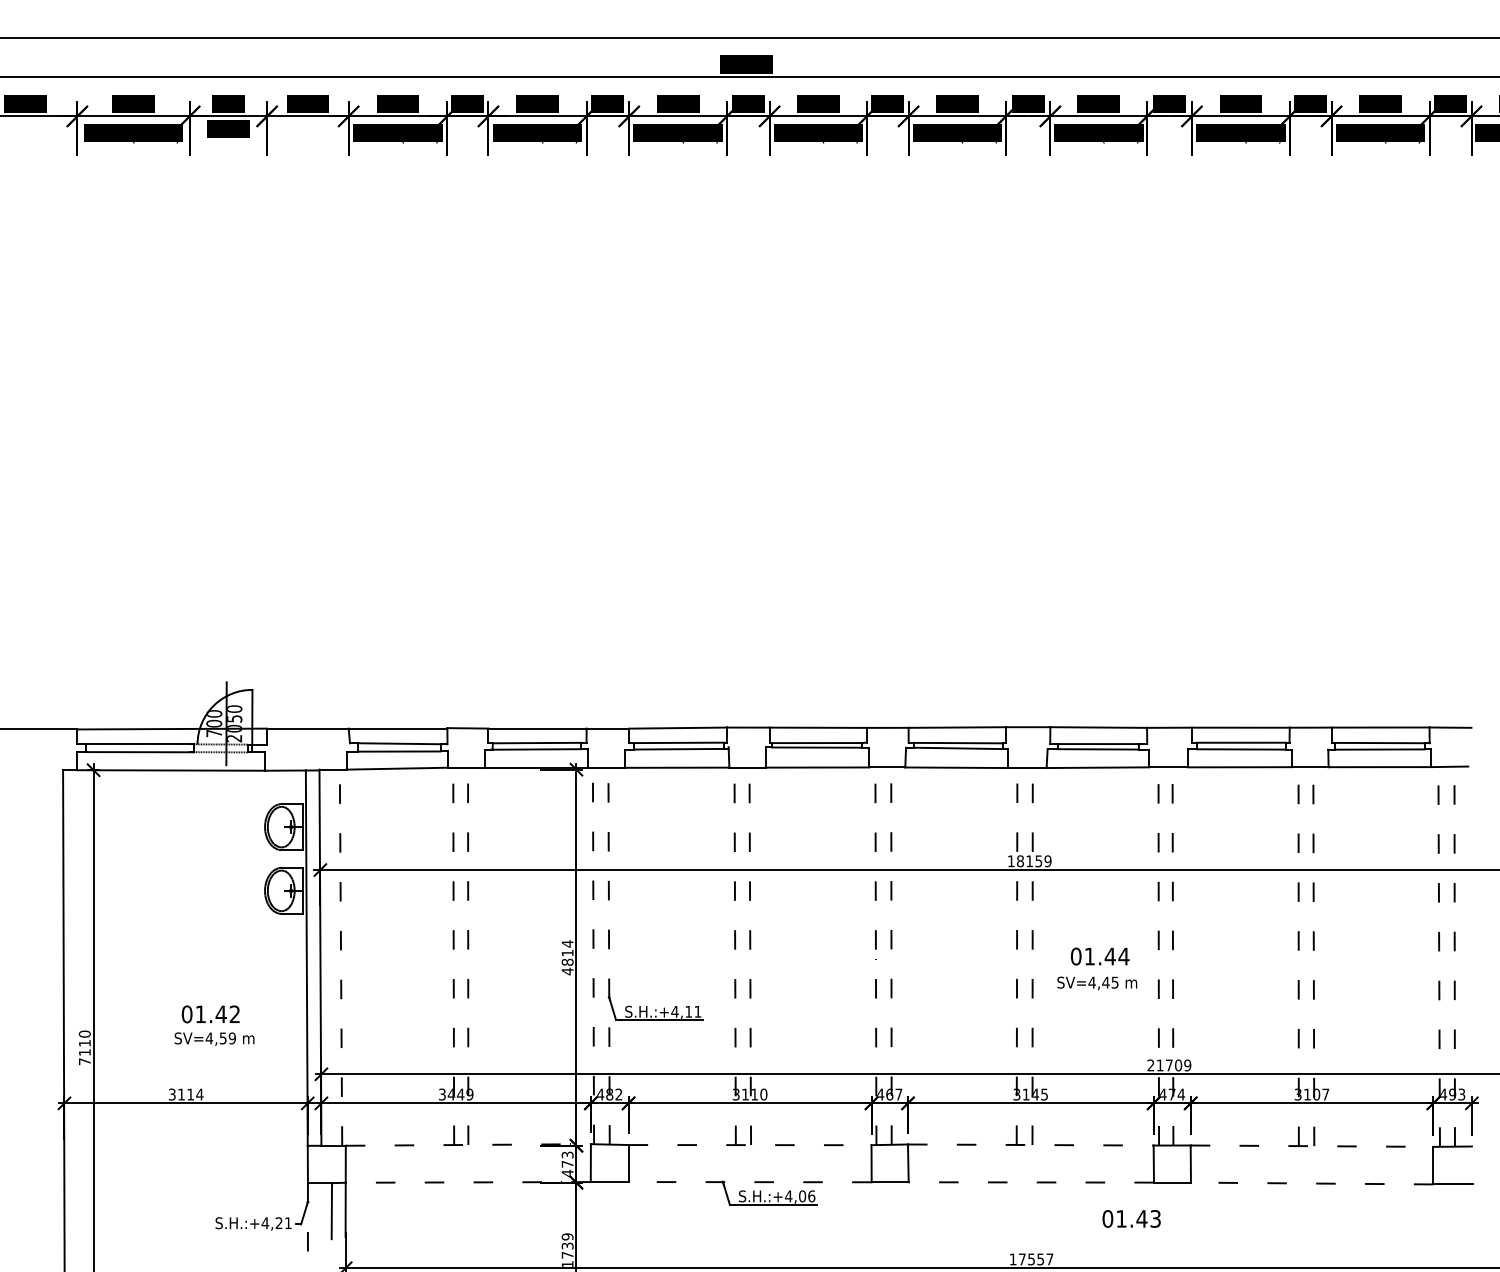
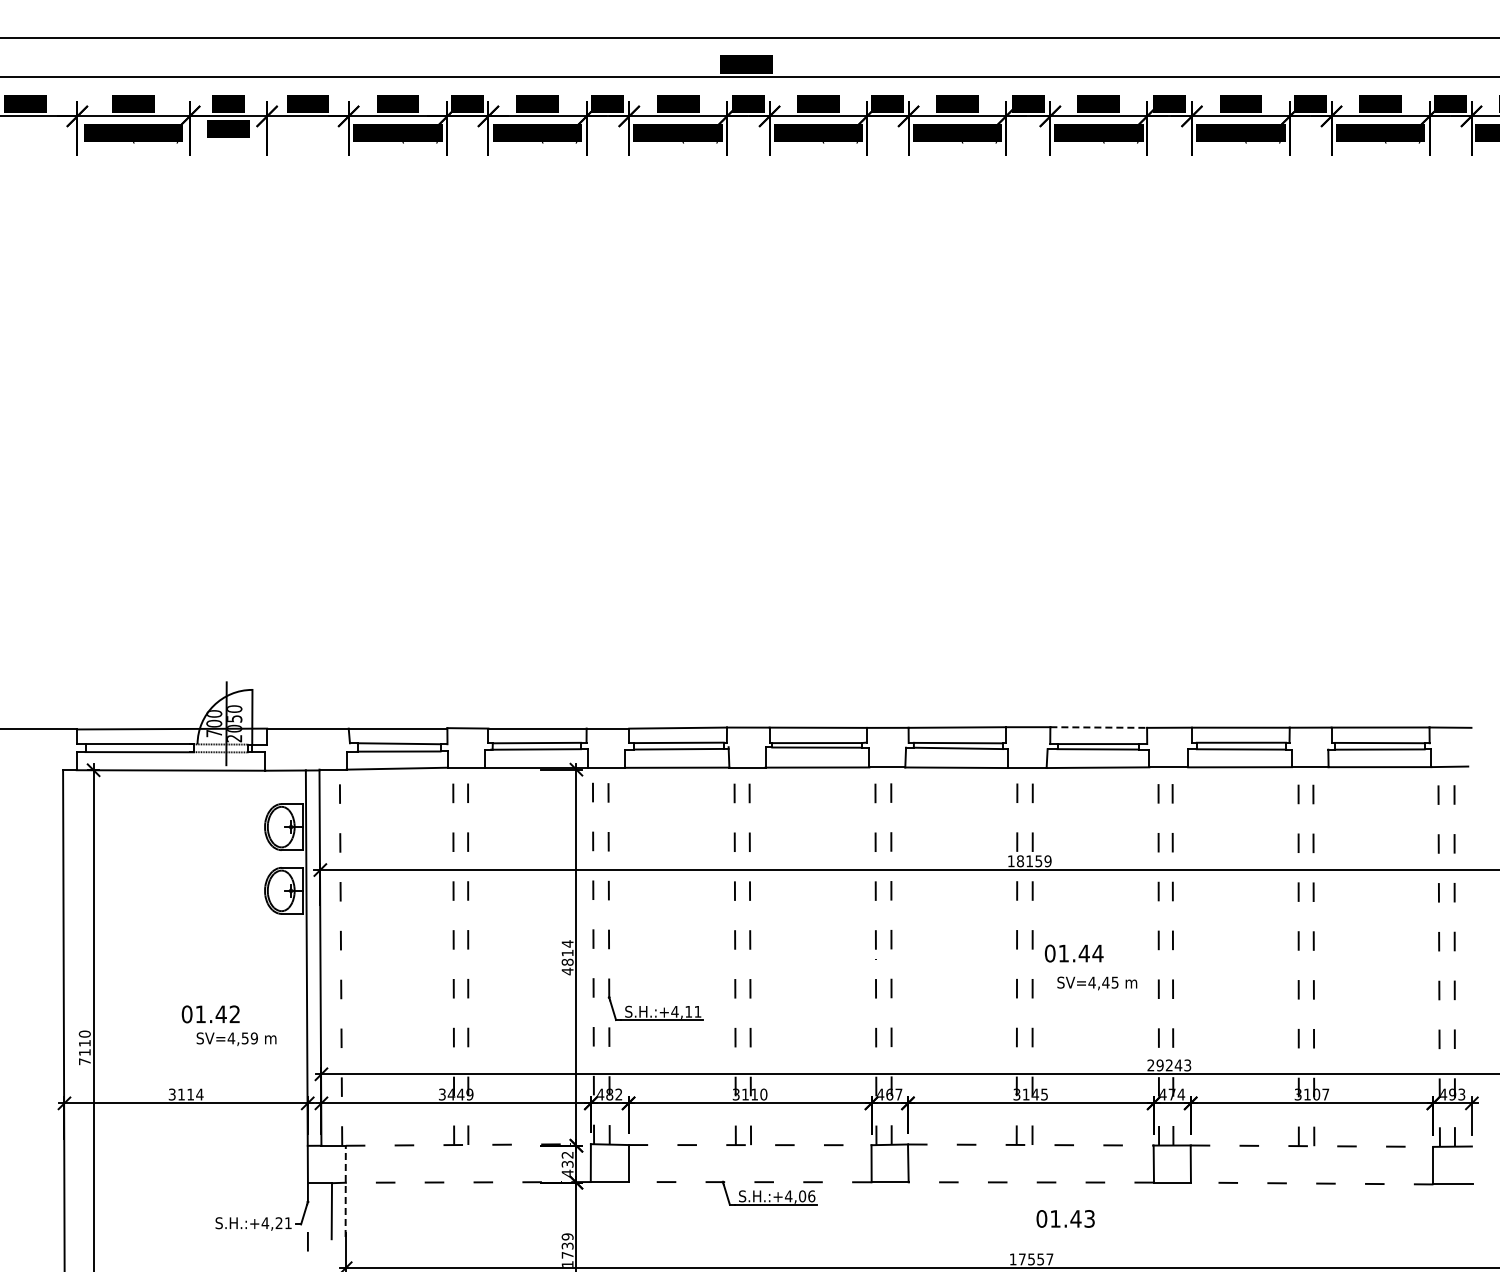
line: solid -> dashed (1099, 727)
text position: (1099, 956) -> (1073, 953) (1073, 953)
text position: (214, 1039) -> (236, 1039) (236, 1039)
text: 21709 -> 29243 (1173, 1065)
text: 473 -> 432 (567, 1159)
line: solid -> dashed (345, 1191)
text position: (1131, 1218) -> (1065, 1218) (1065, 1218)
